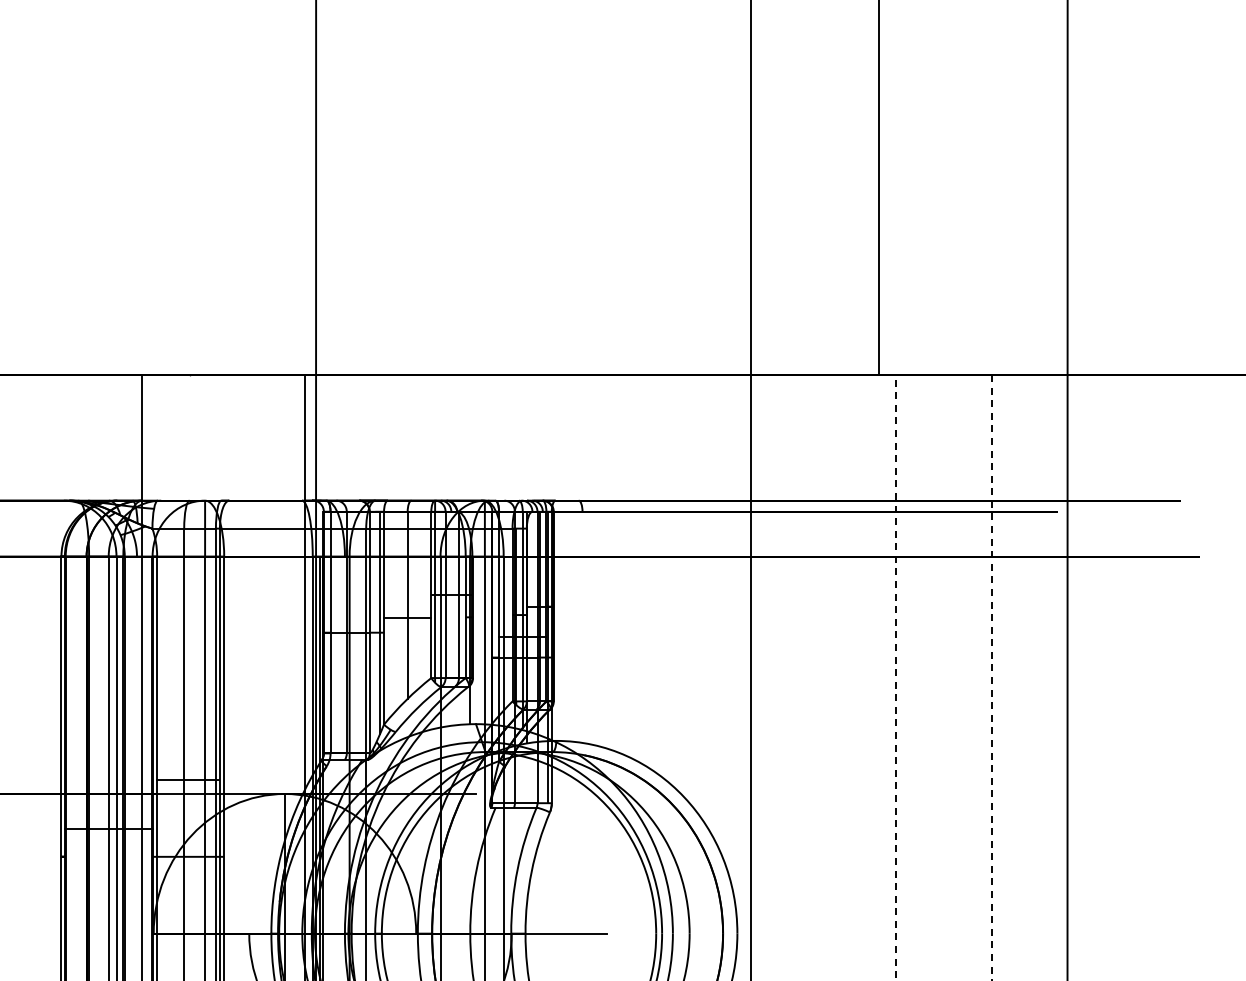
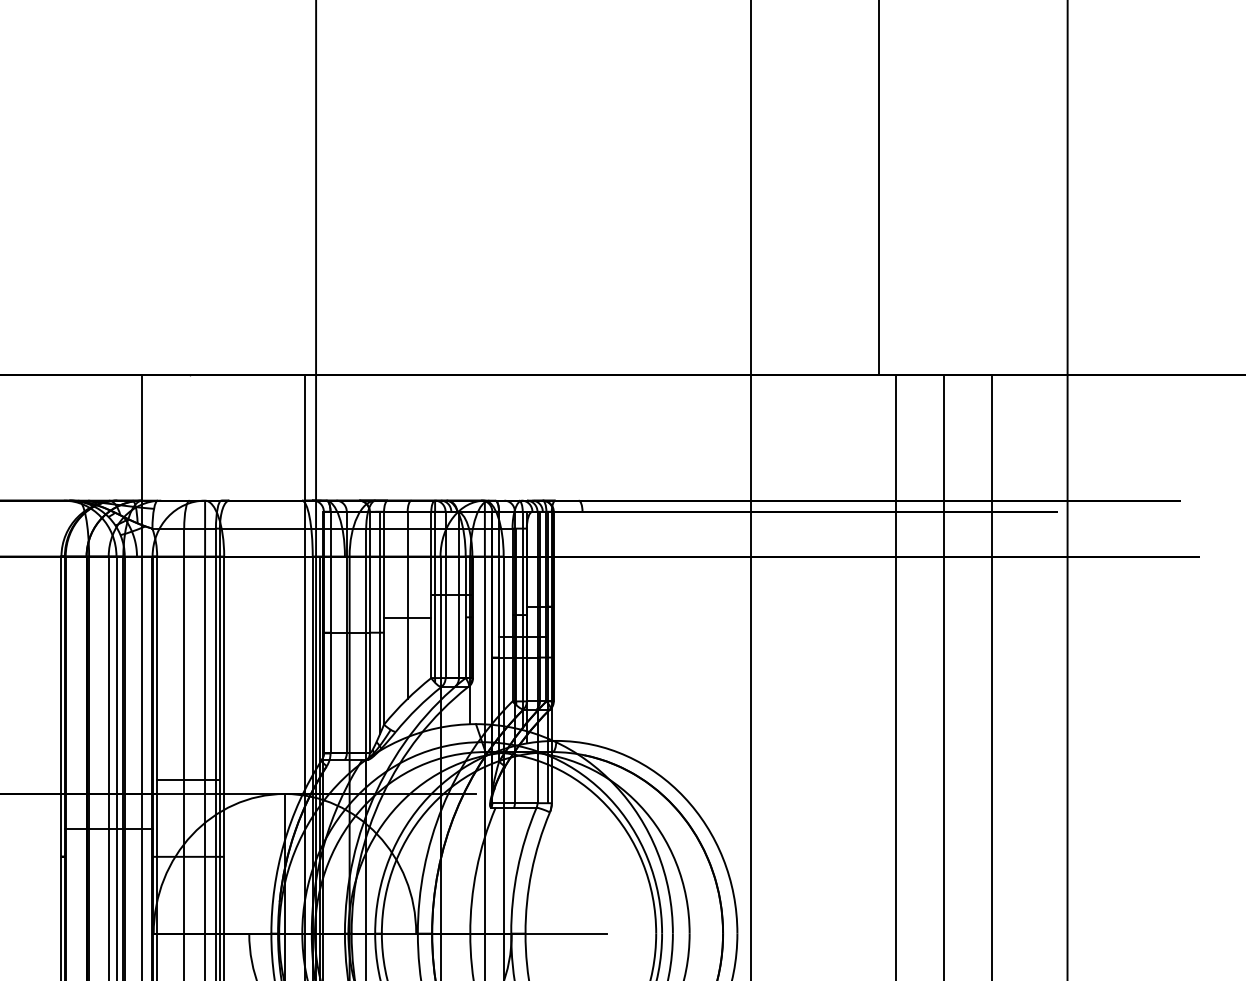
line: none -> present (943, 675)
line: dashed -> solid (896, 677)
line: dashed -> solid (991, 677)
